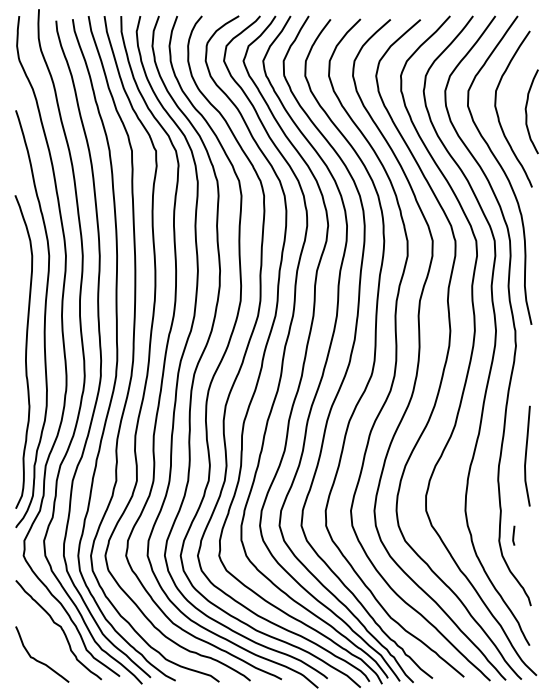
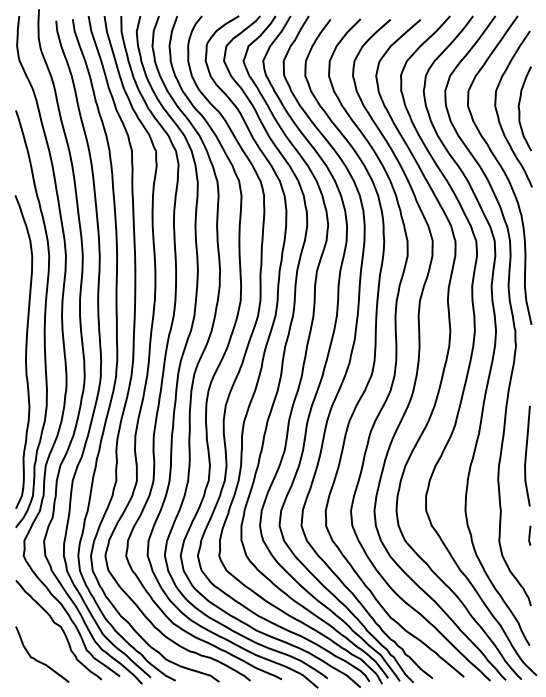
curve position: (527, 113) -> (520, 110) (520, 110)
line position: (513, 535) -> (529, 535) (529, 535)
